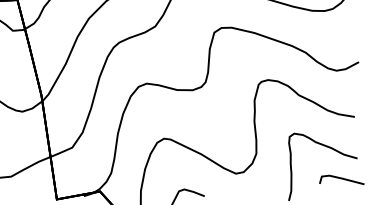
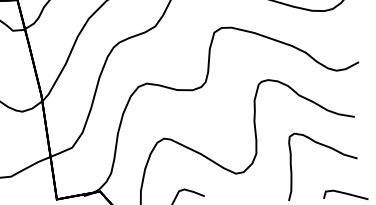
line position: (341, 179) -> (345, 194) (345, 194)
